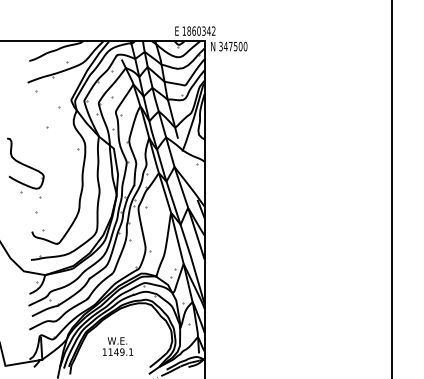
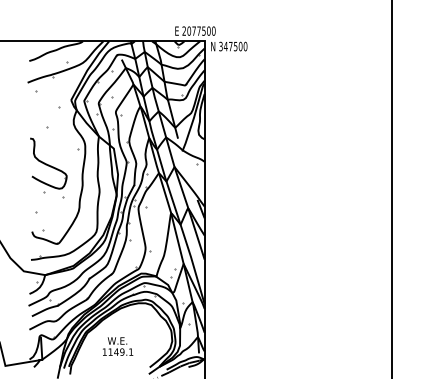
text: 1860342 -> 2077500 (198, 30)
part position: (25, 167) -> (48, 167) (48, 167)
